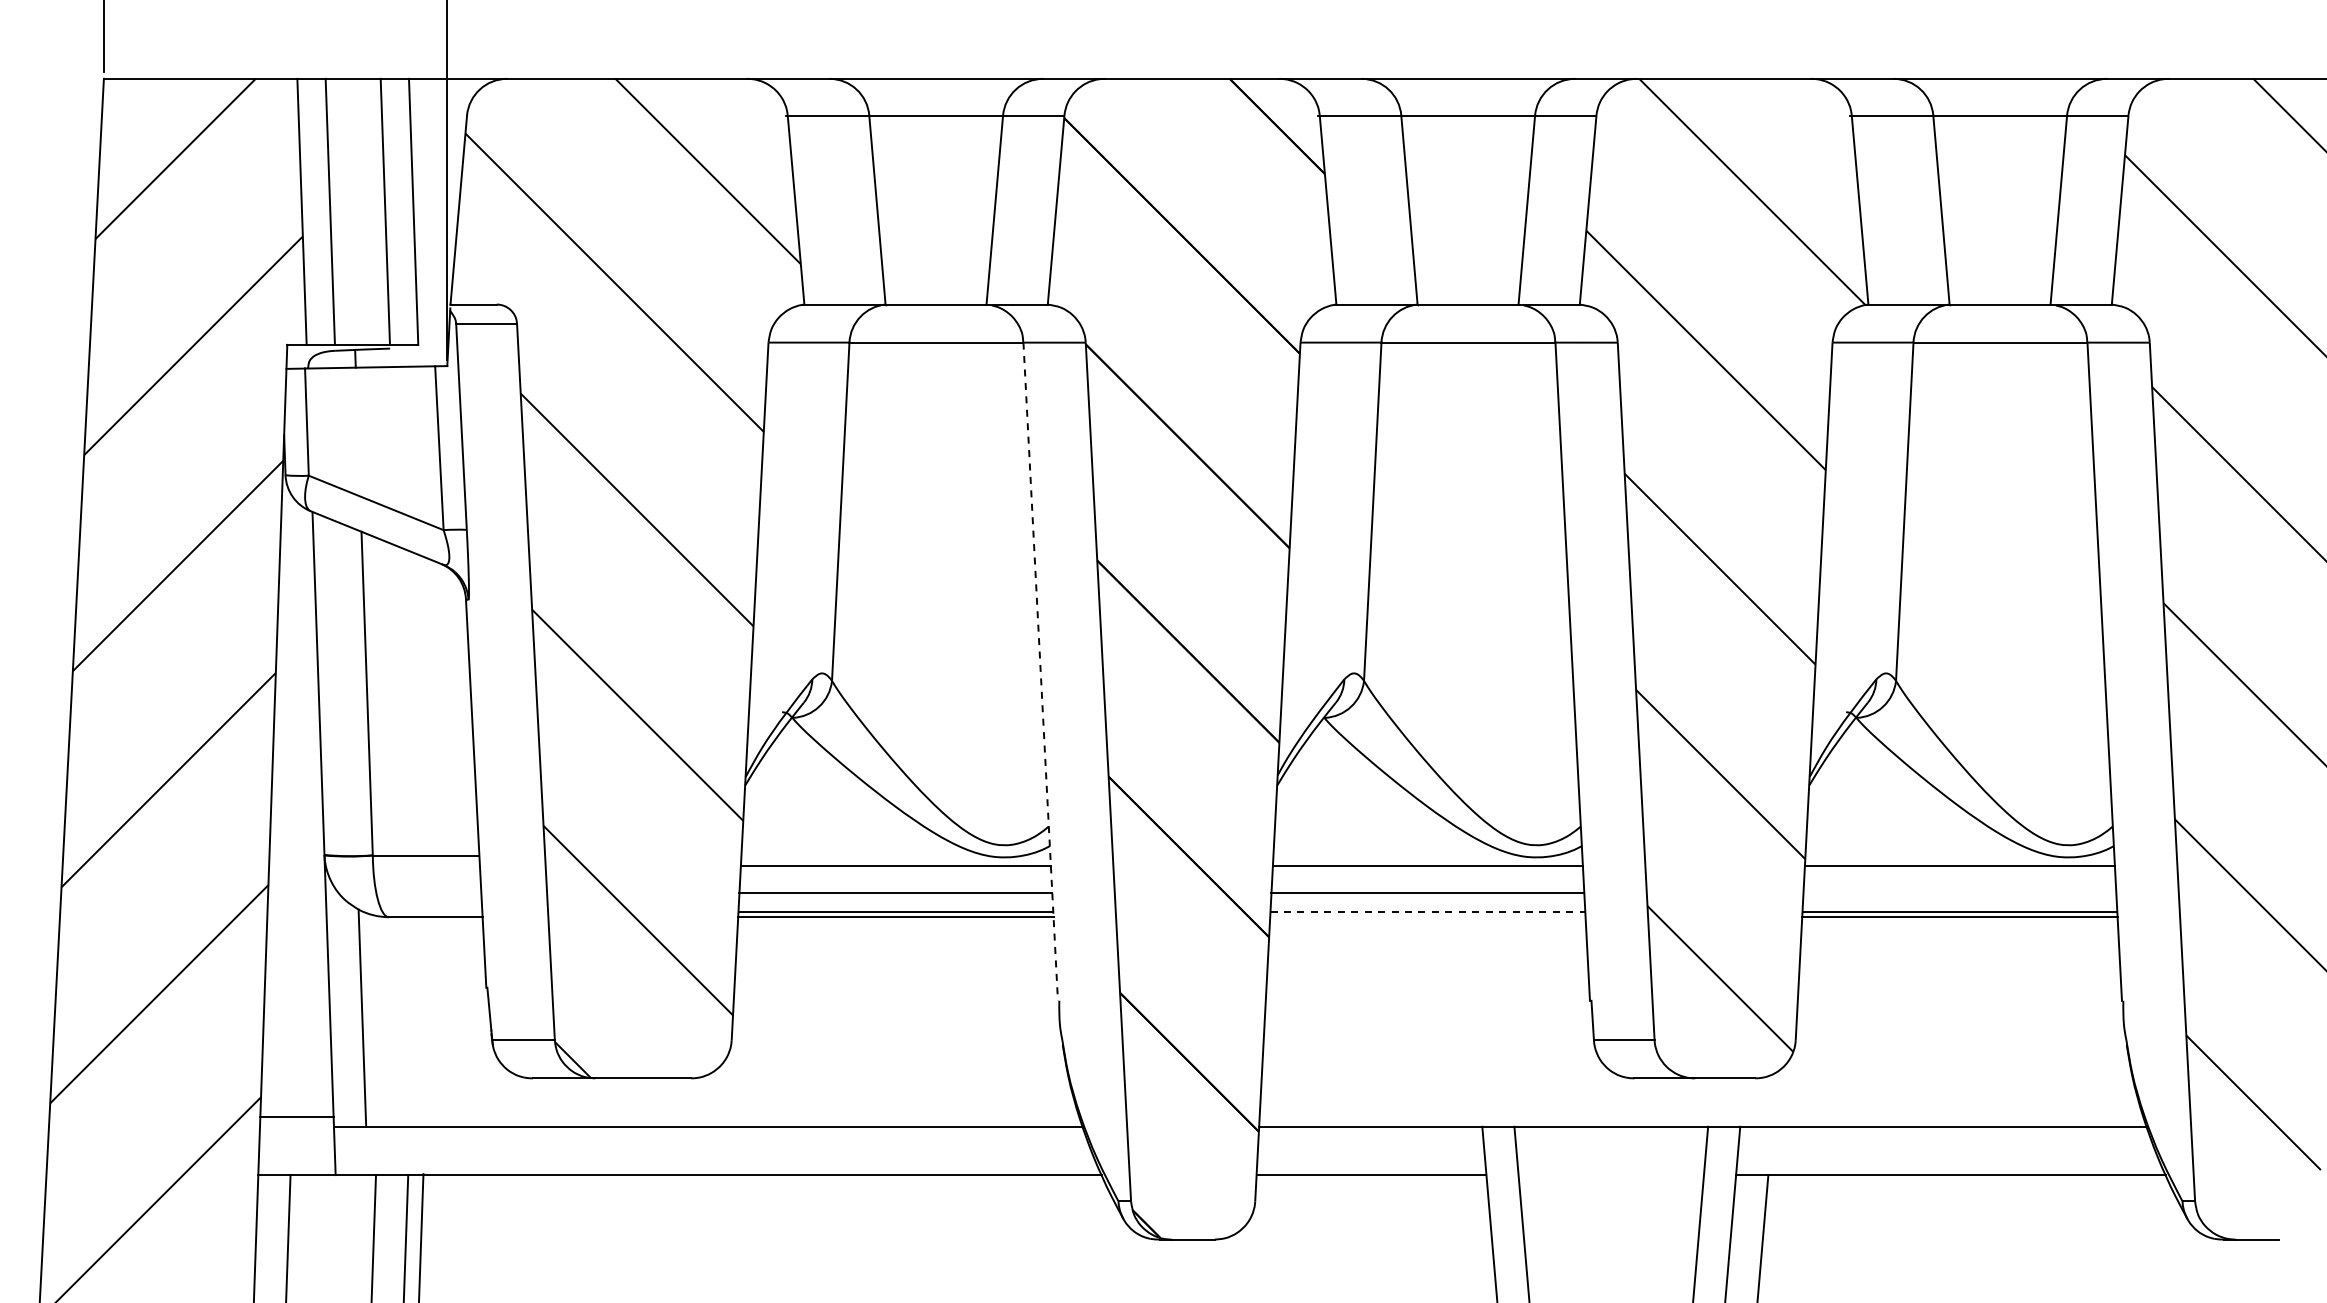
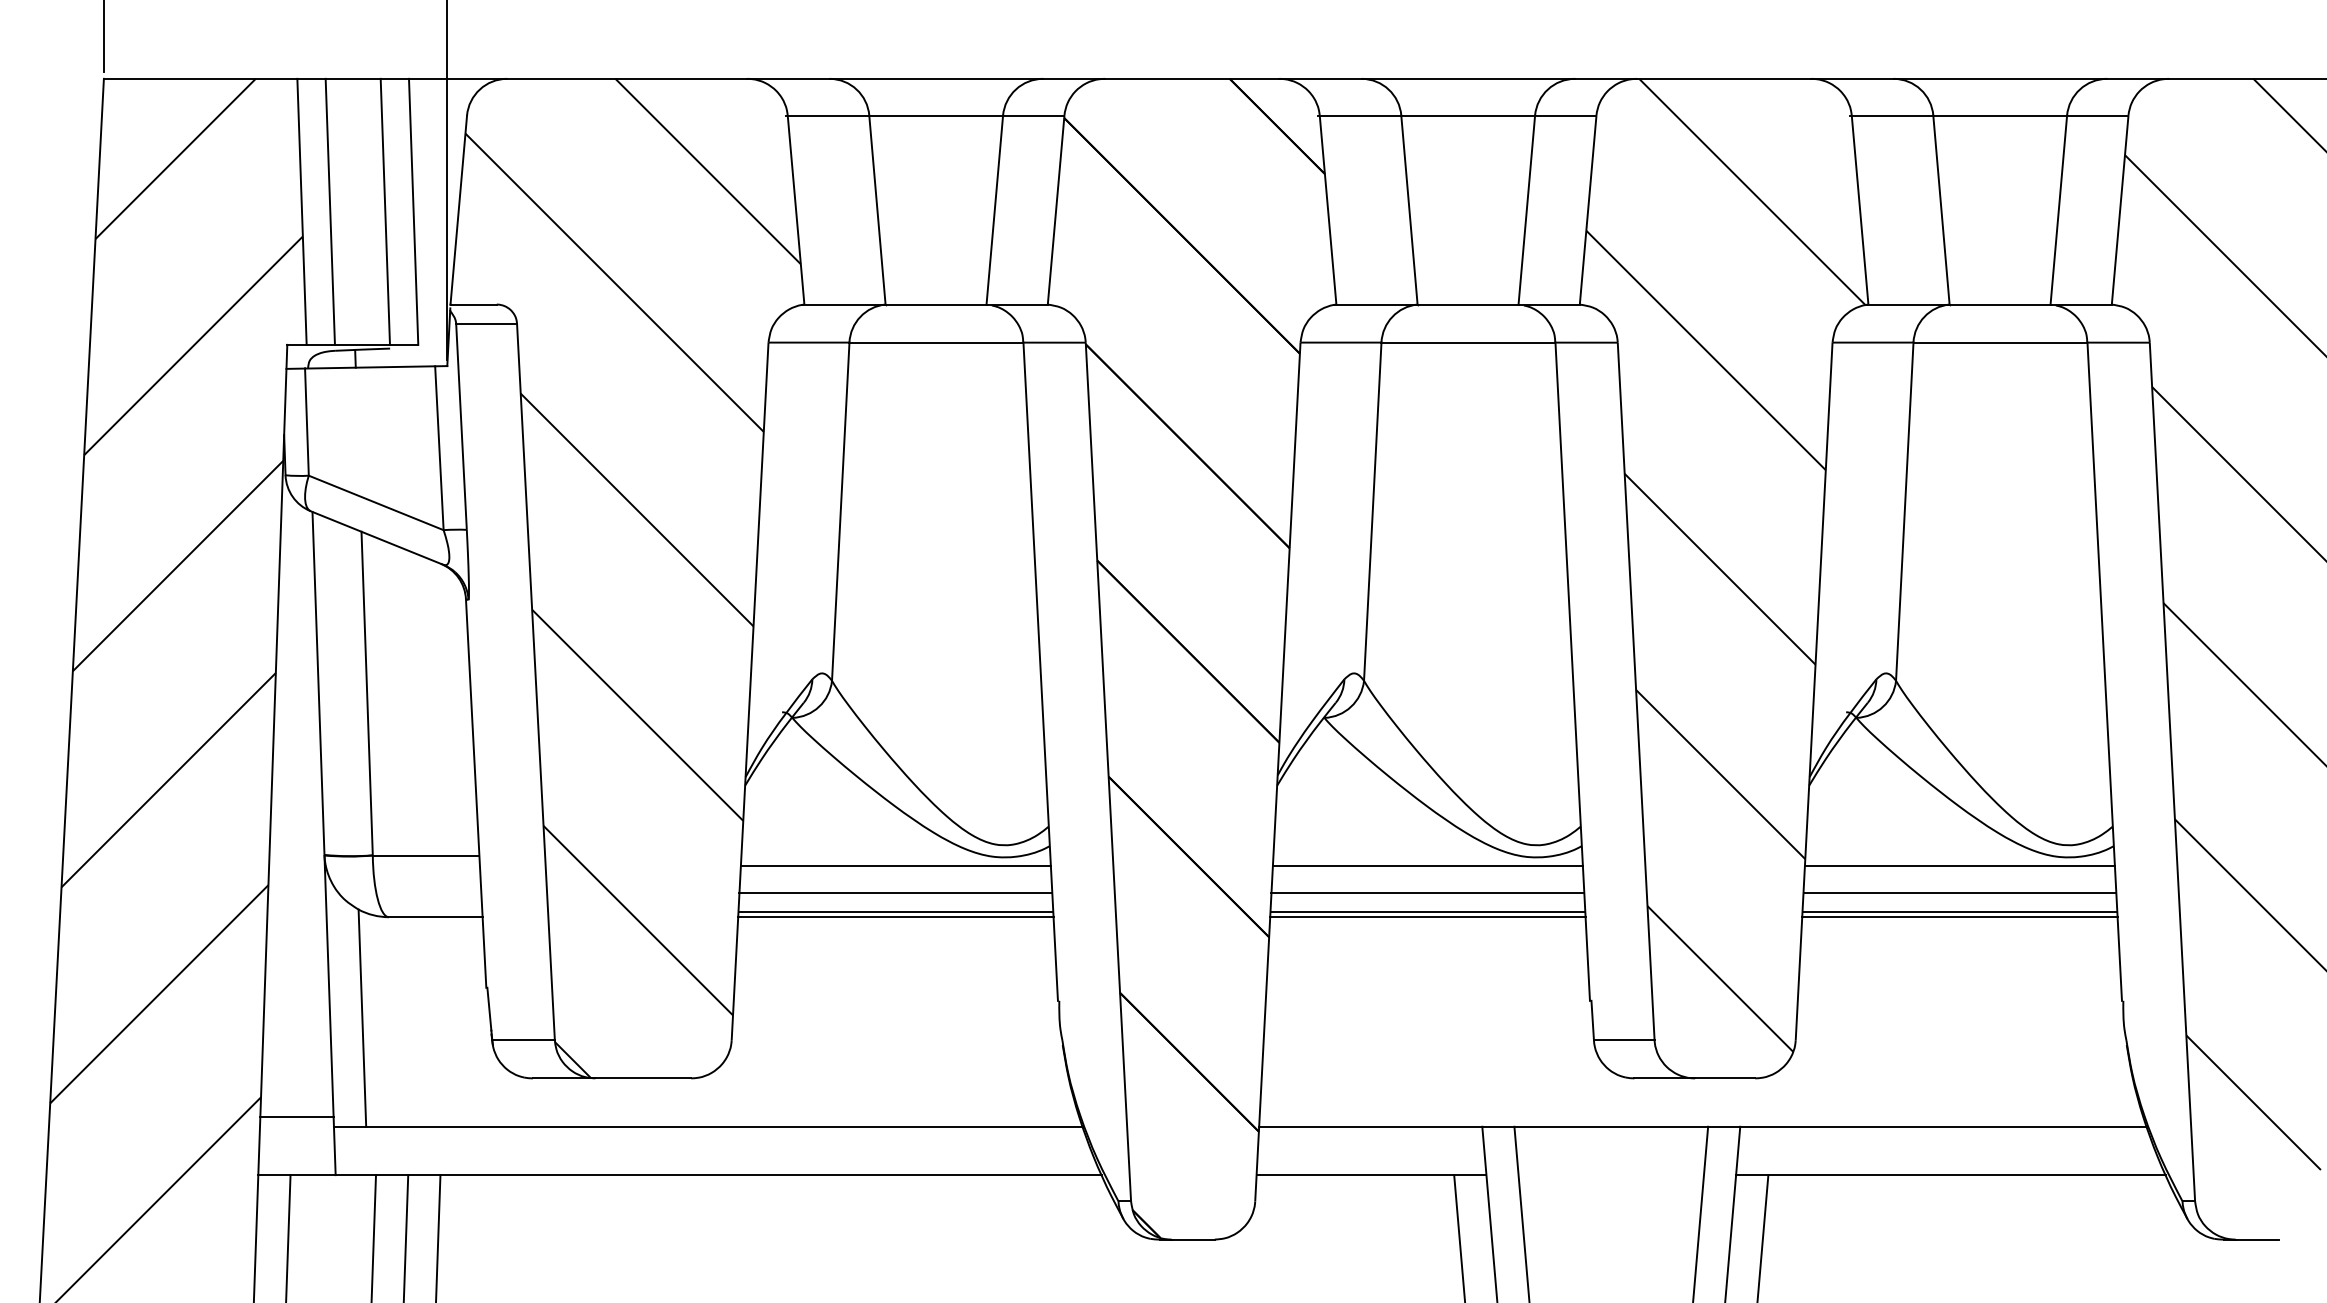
line: dashed -> solid (1040, 671)
line: none -> present (1959, 893)
line: dashed -> solid (1428, 911)
line: none -> present (1427, 917)
line position: (421, 1236) -> (438, 1237) (438, 1237)
line: none -> present (1459, 1237)
